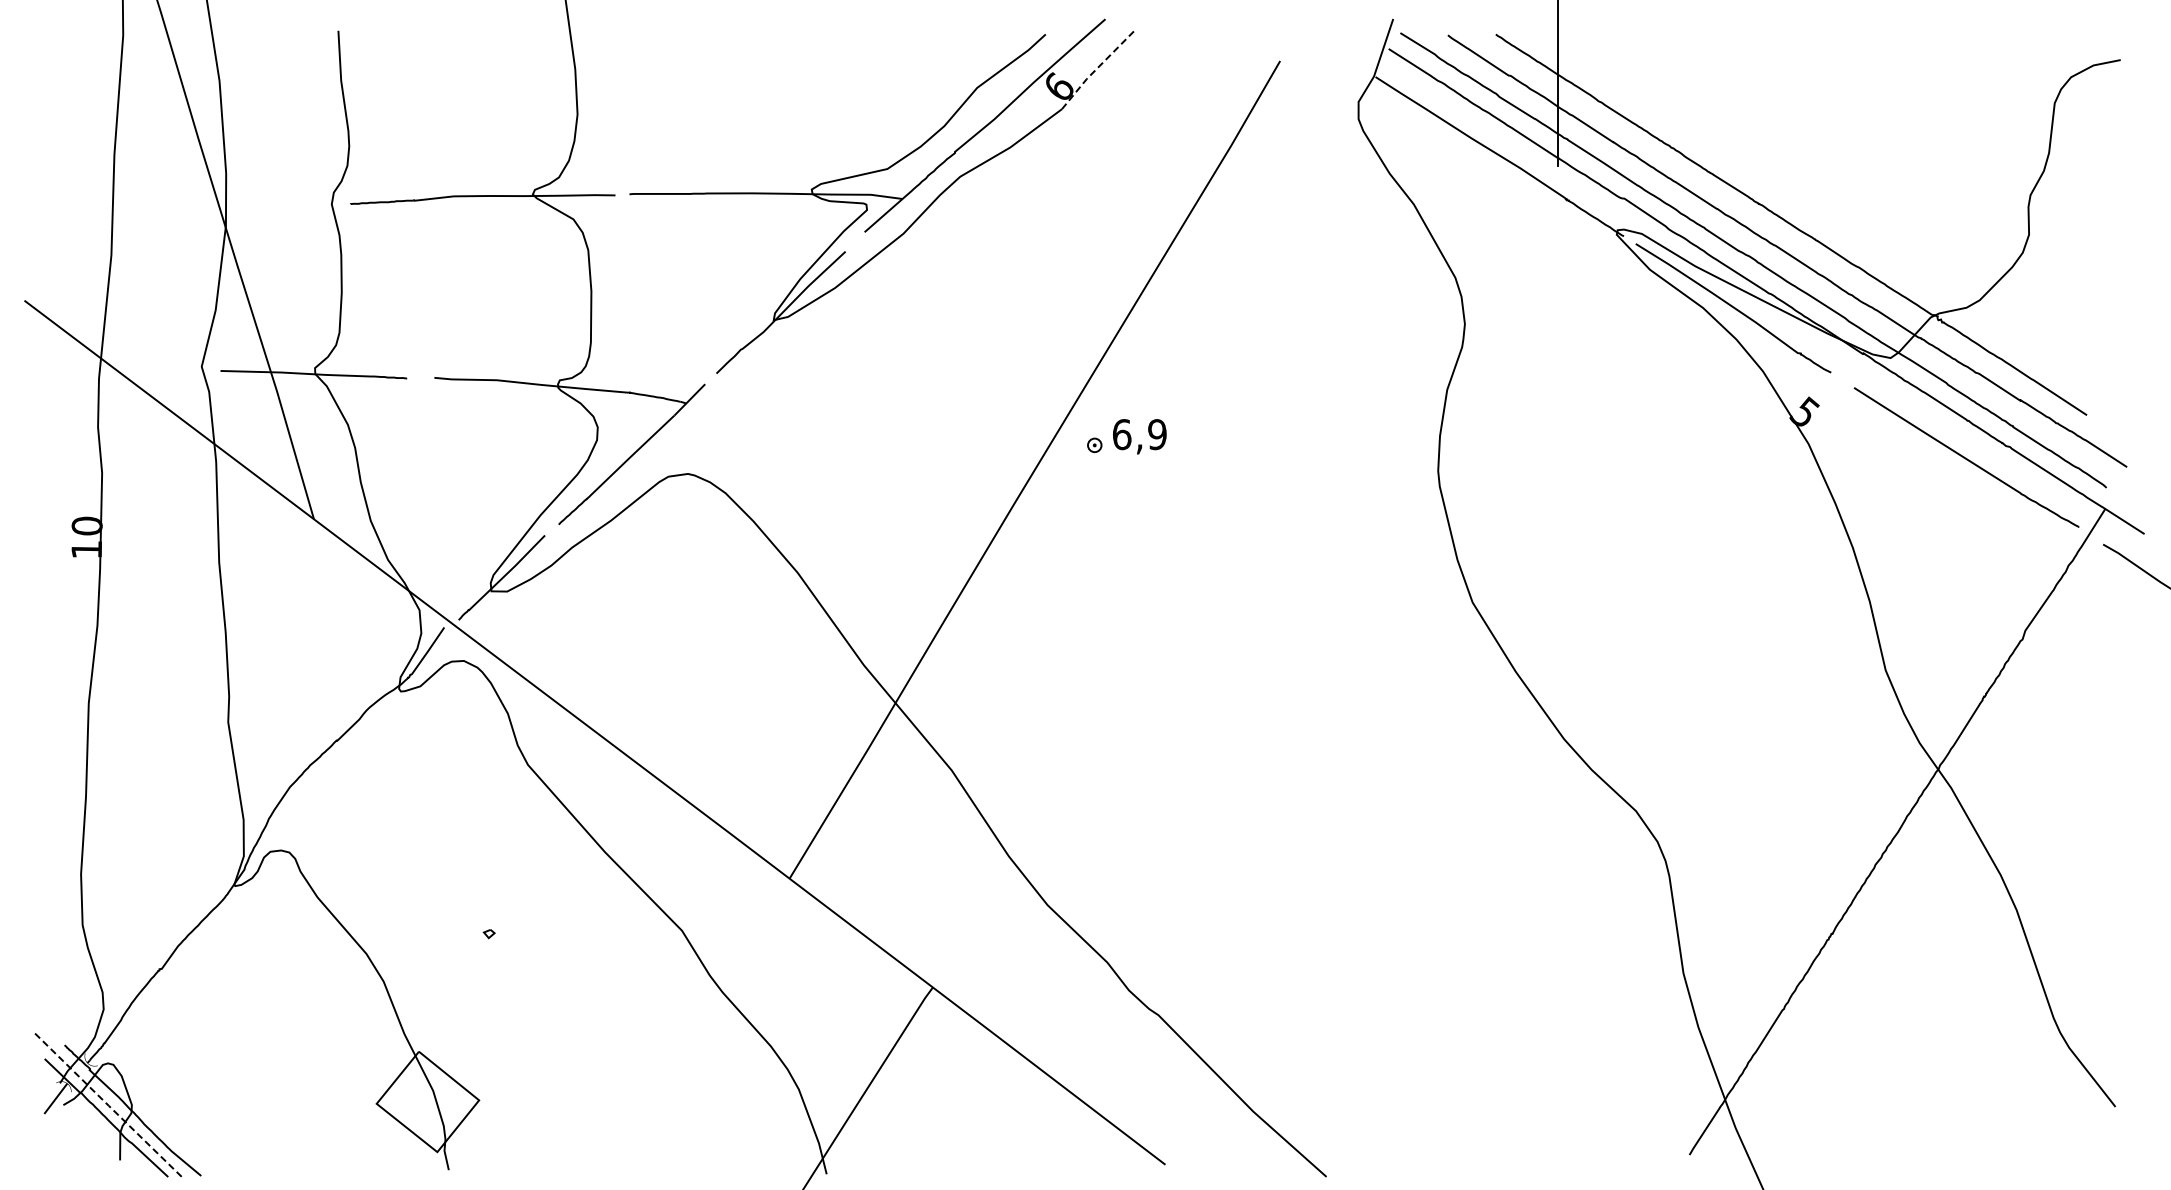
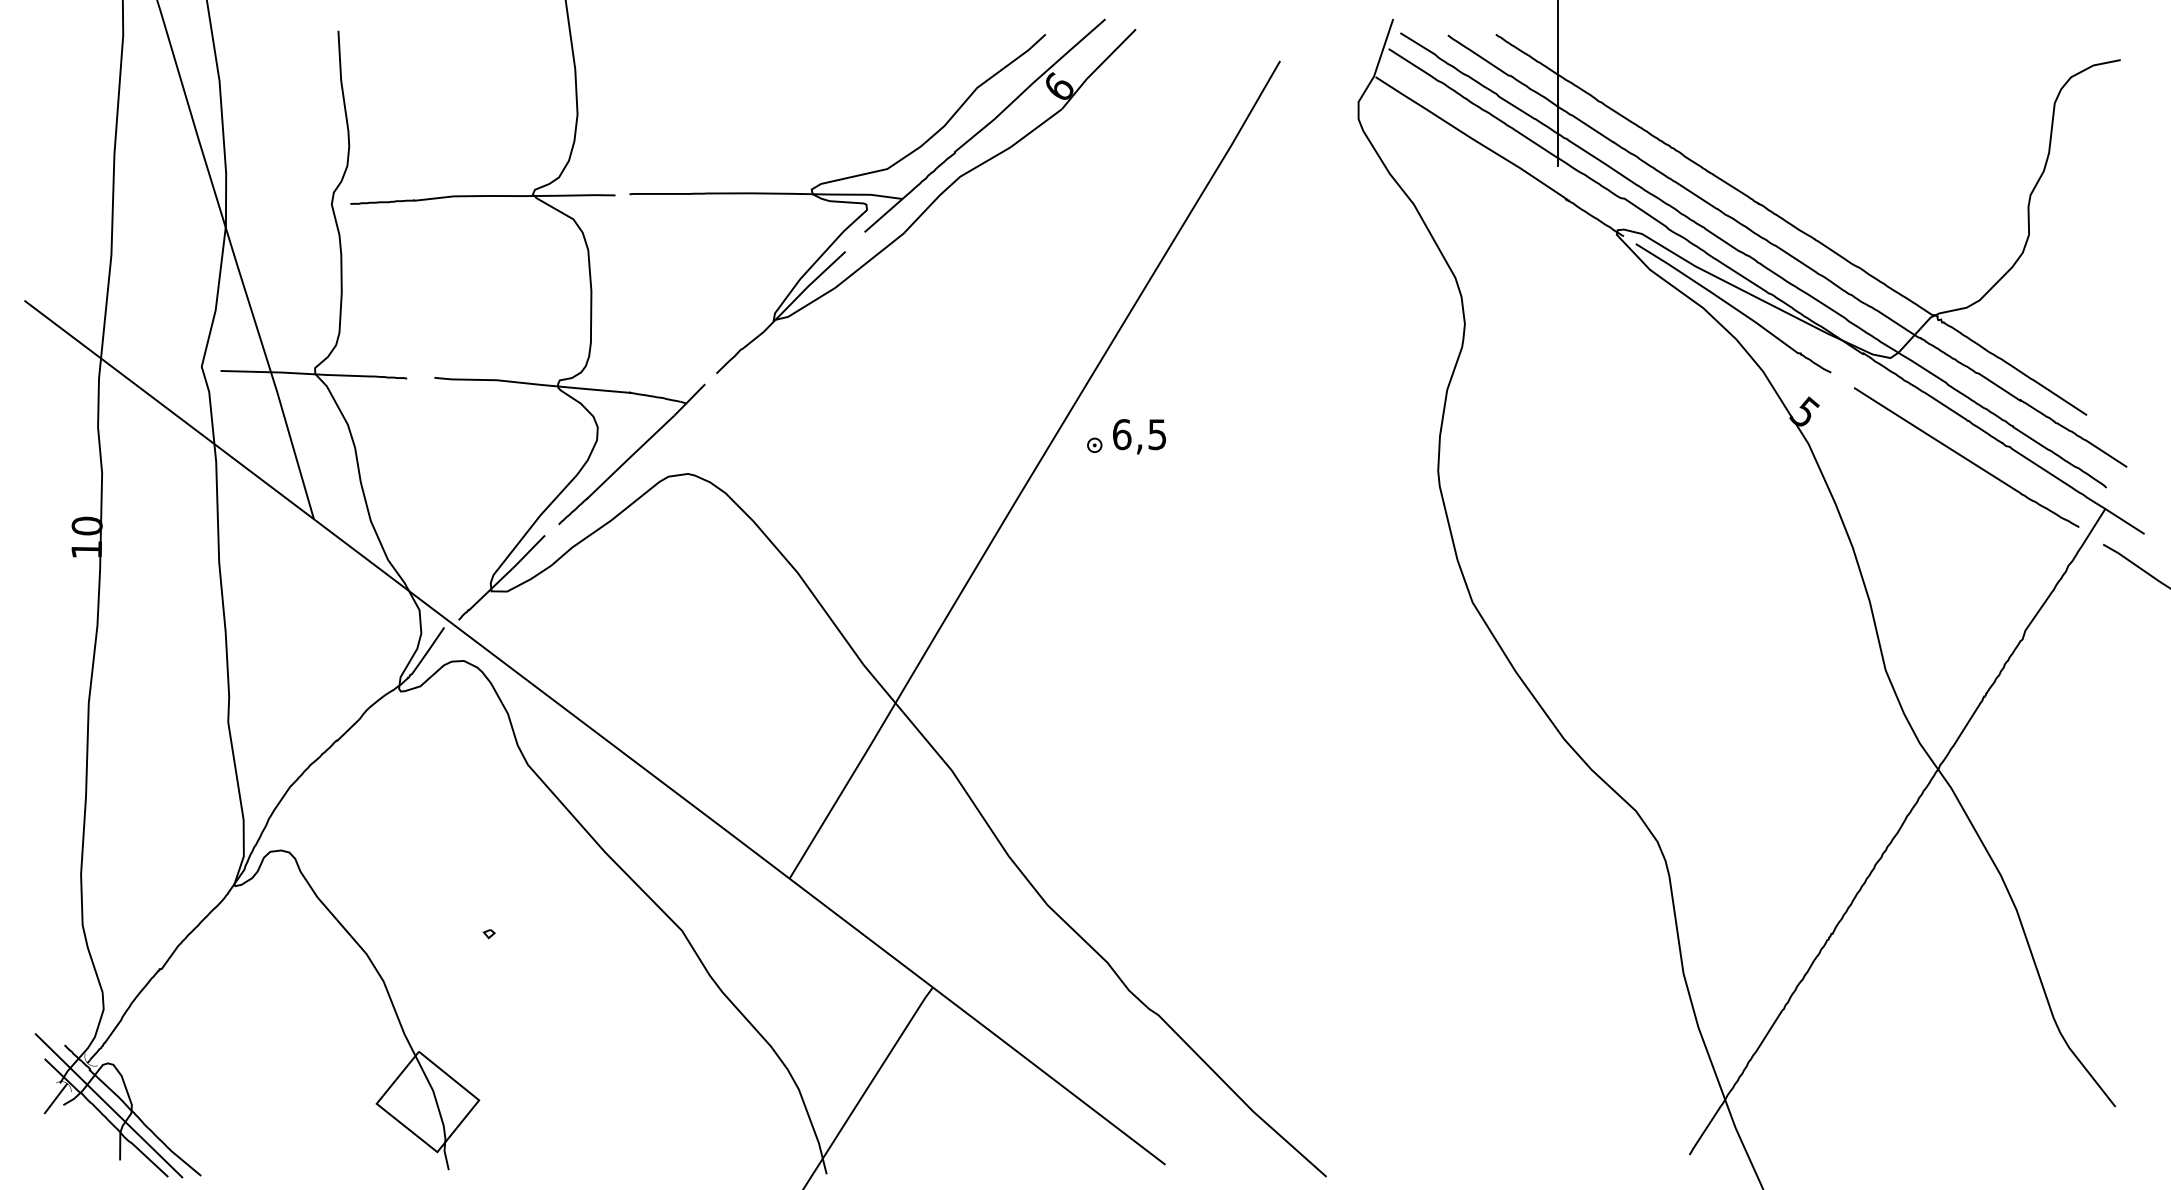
line: dashed -> solid (1097, 67)
text: 6,9 -> 6,5 (1157, 434)
line: dashed -> solid (108, 1105)
